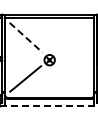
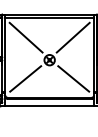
line: none -> present (72, 37)
line: dashed -> solid (26, 38)
line: none -> present (73, 78)
line: dashed -> solid (49, 106)
